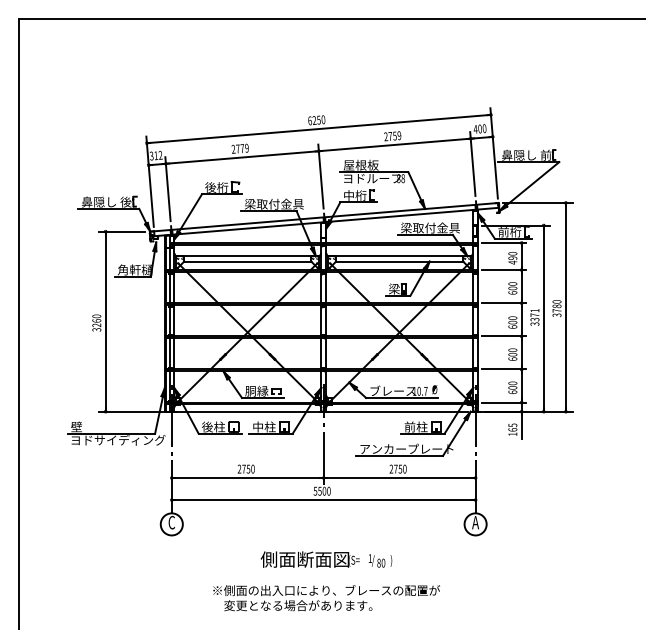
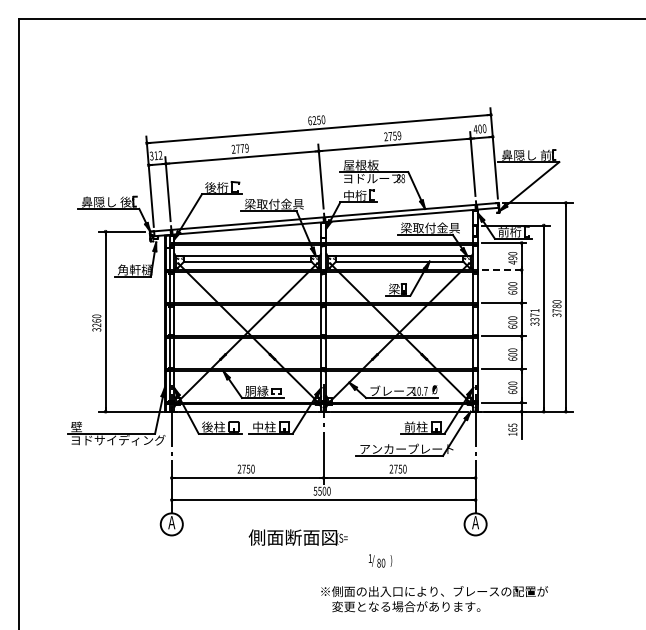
line: solid -> dashed (504, 270)
text: C -> A (171, 522)
text position: (309, 559) -> (297, 537) (297, 537)
text position: (326, 598) -> (434, 599) (434, 599)
